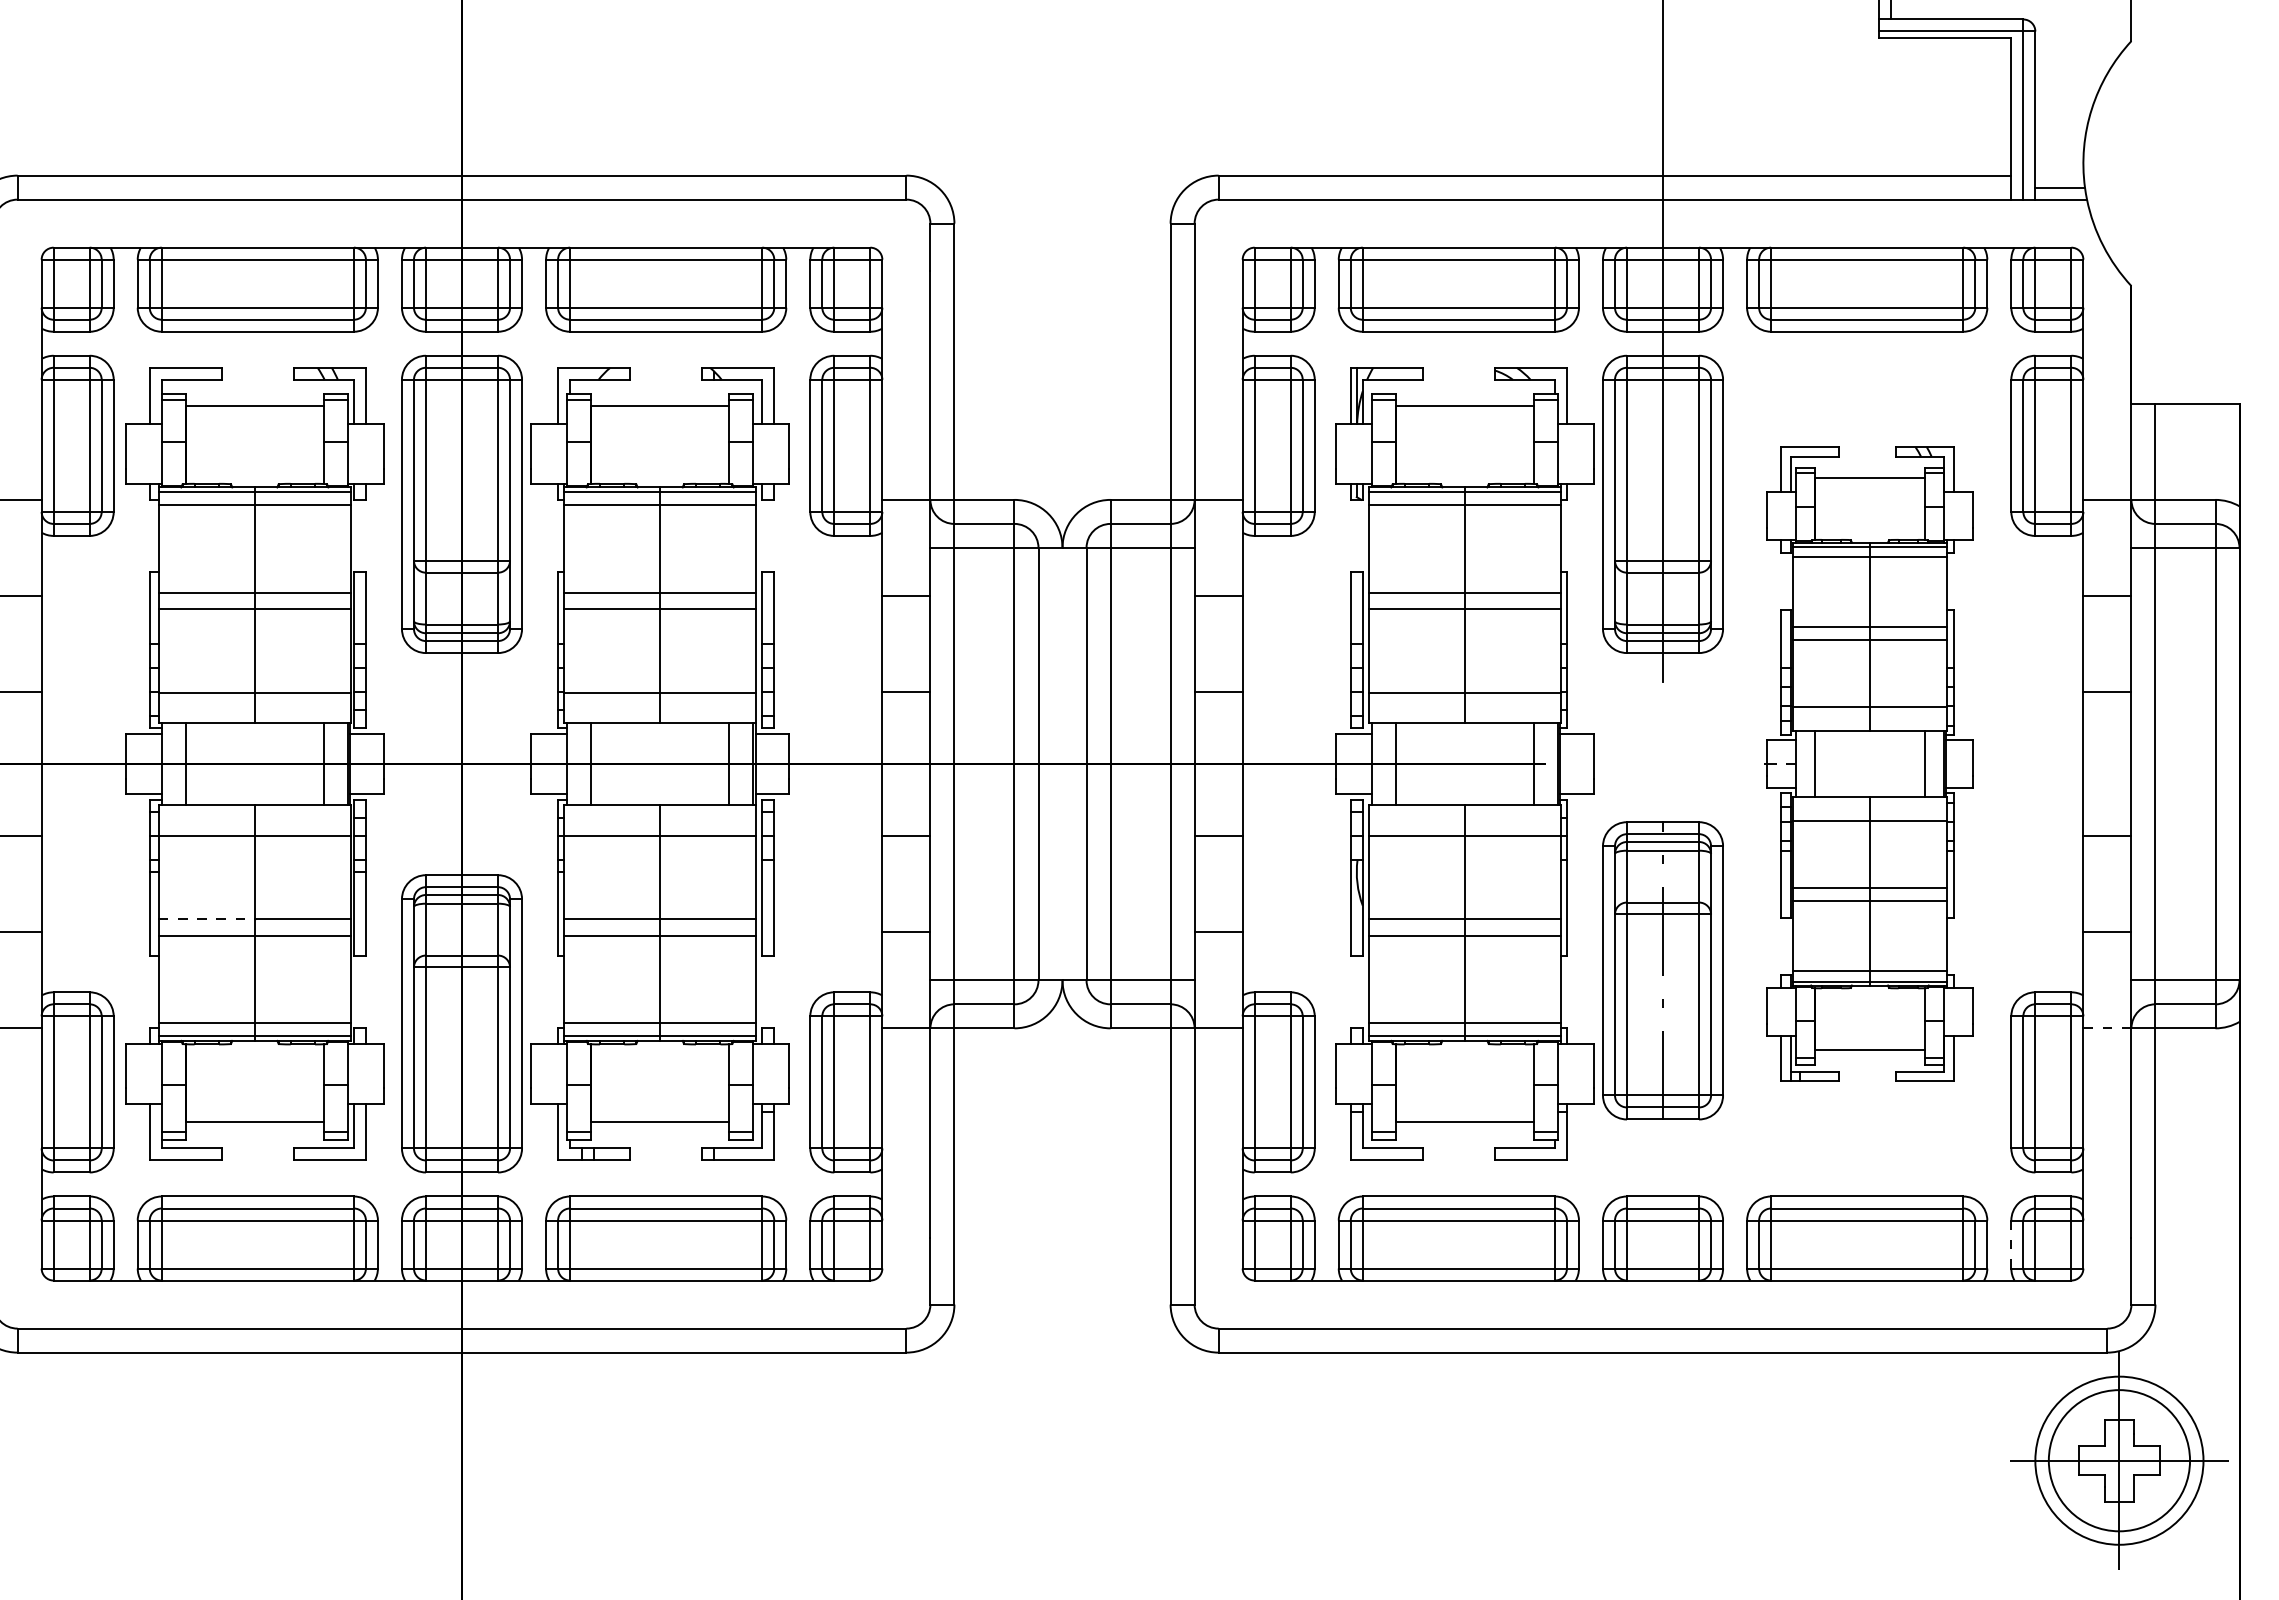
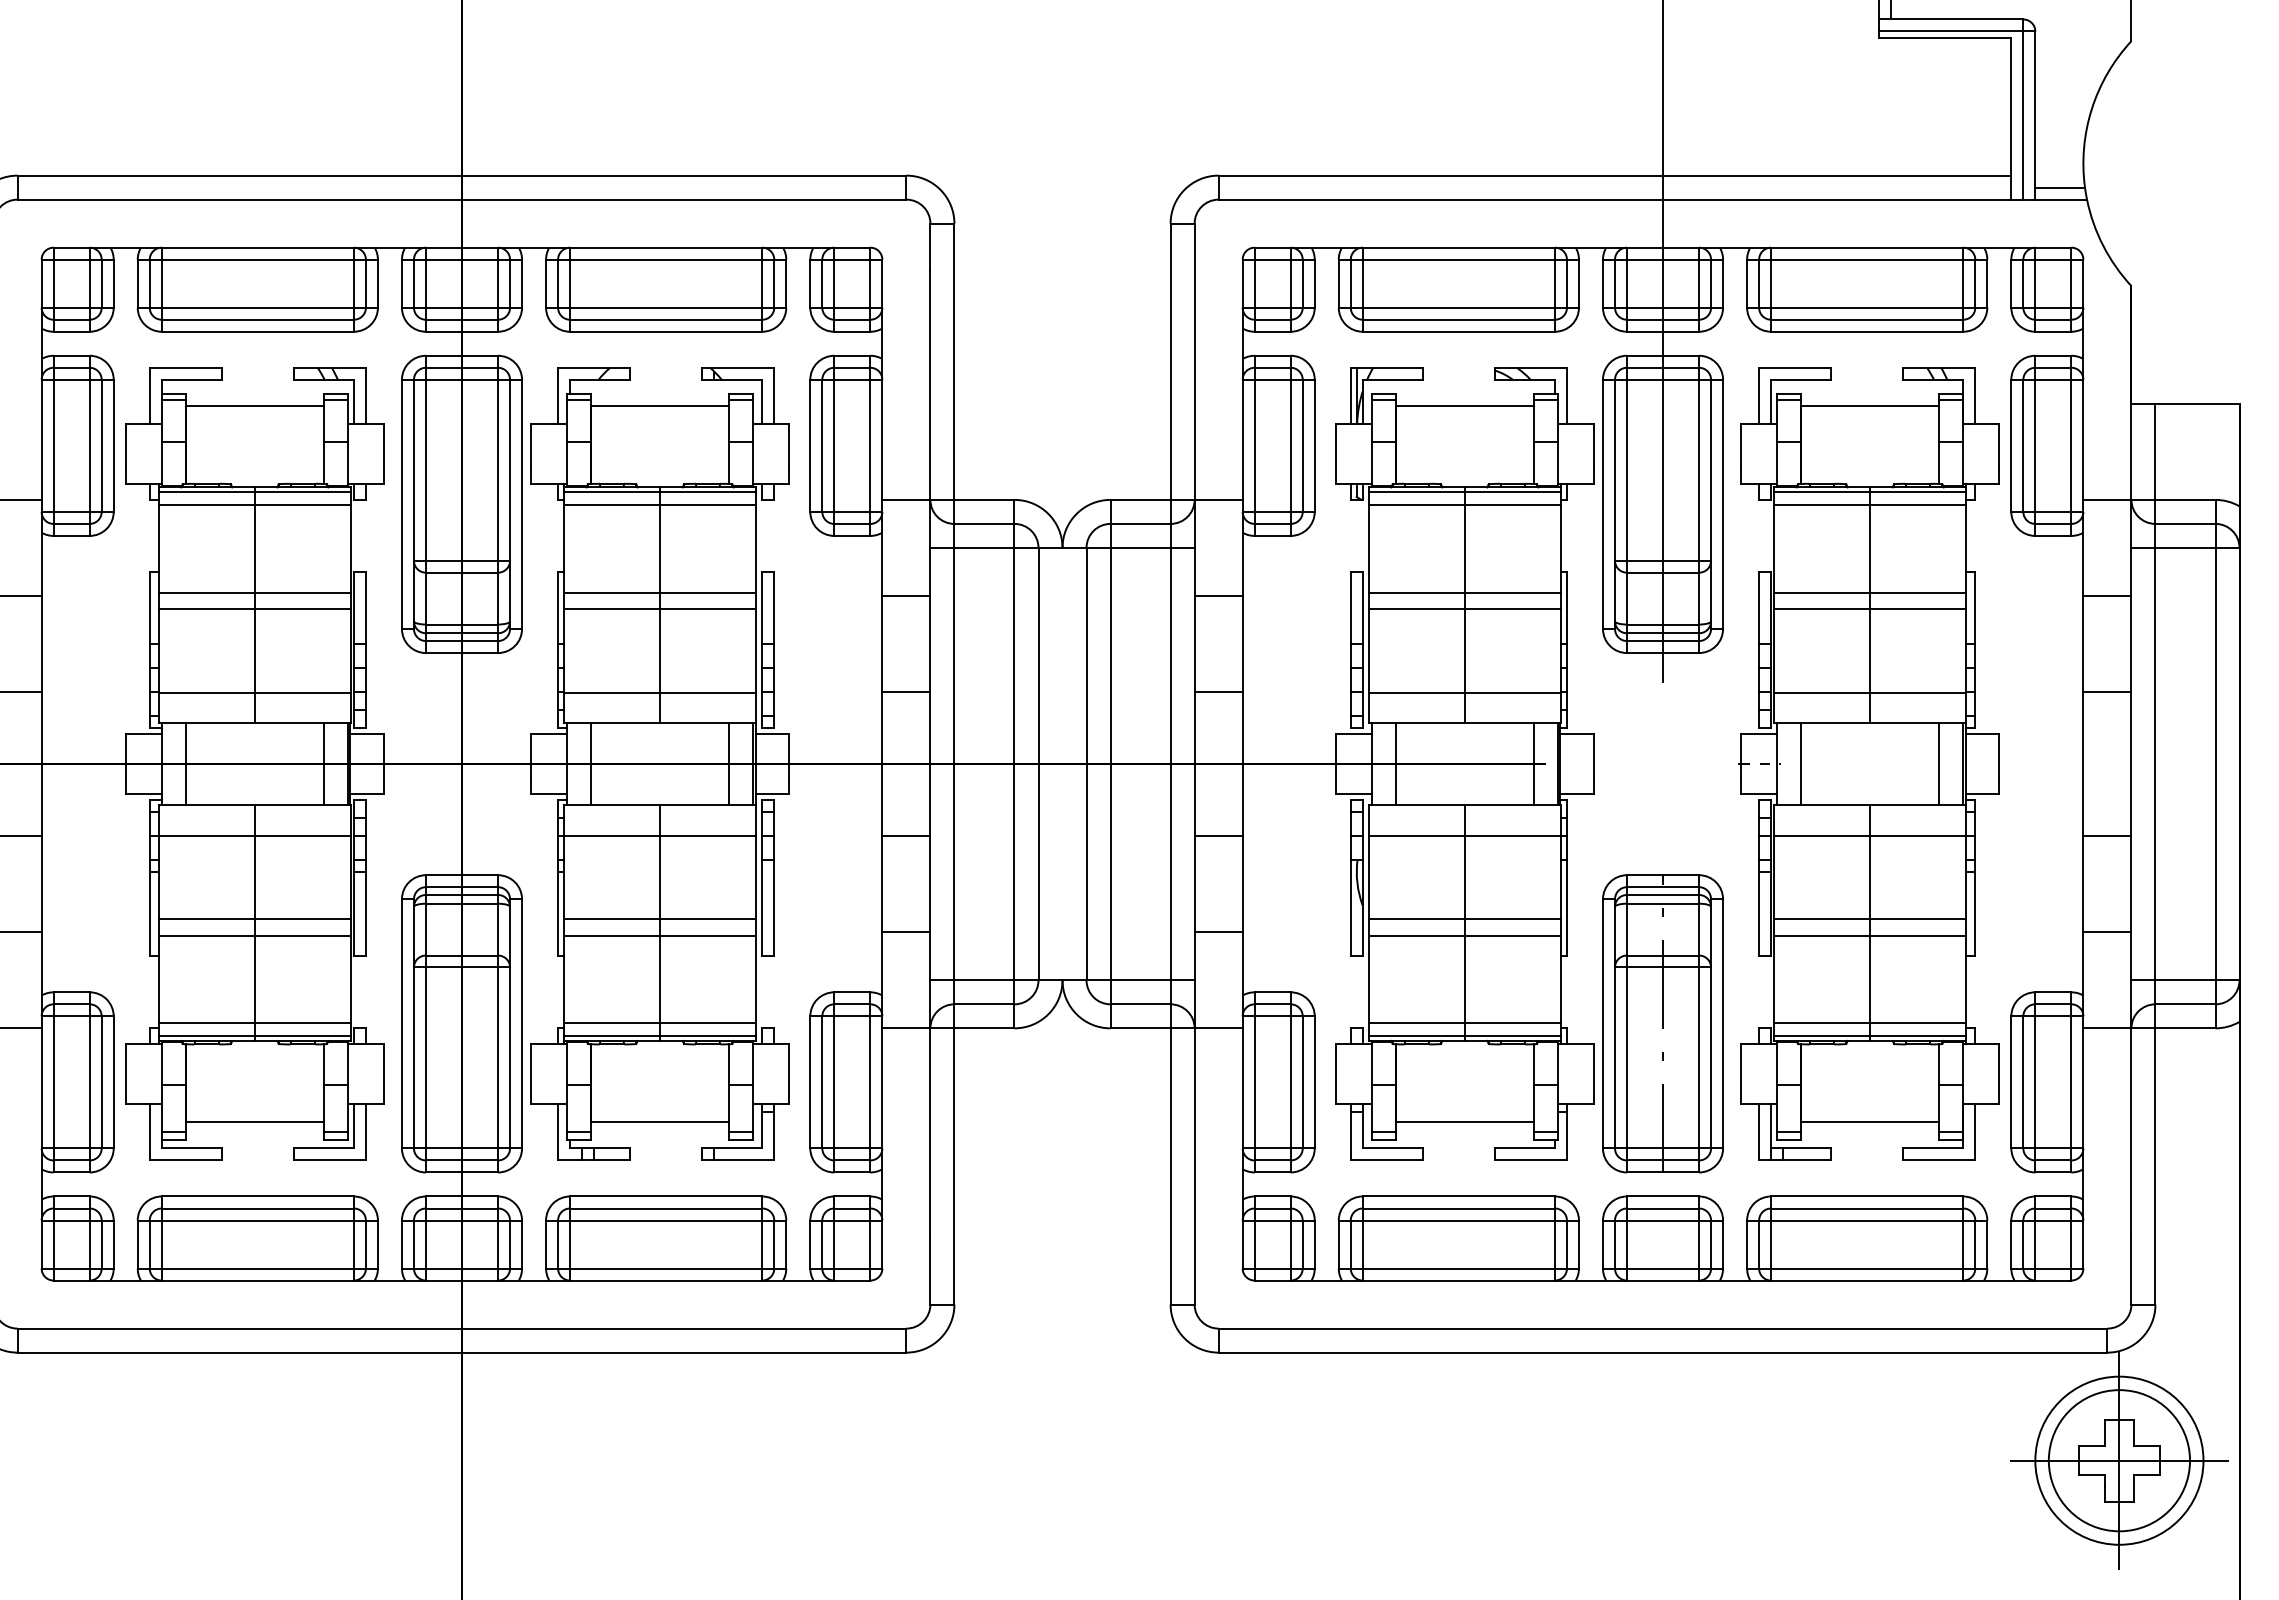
part size: 210x636 px -> 262x794 px (1868, 763)
line: dashed -> solid (207, 919)
part position: (1662, 970) -> (1662, 1023) (1662, 1023)
line: dashed -> solid (2106, 1028)
line: dashed -> solid (2011, 1245)
